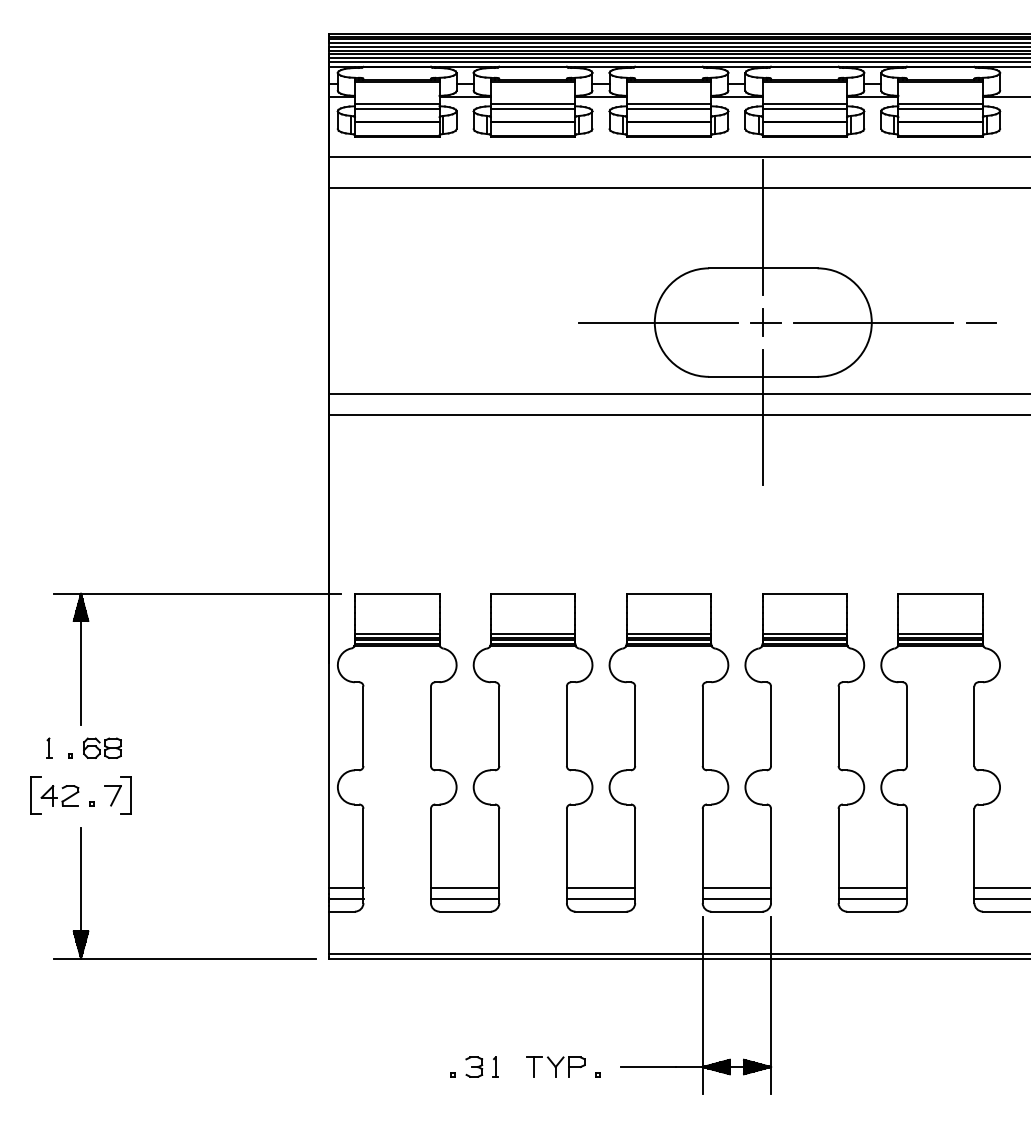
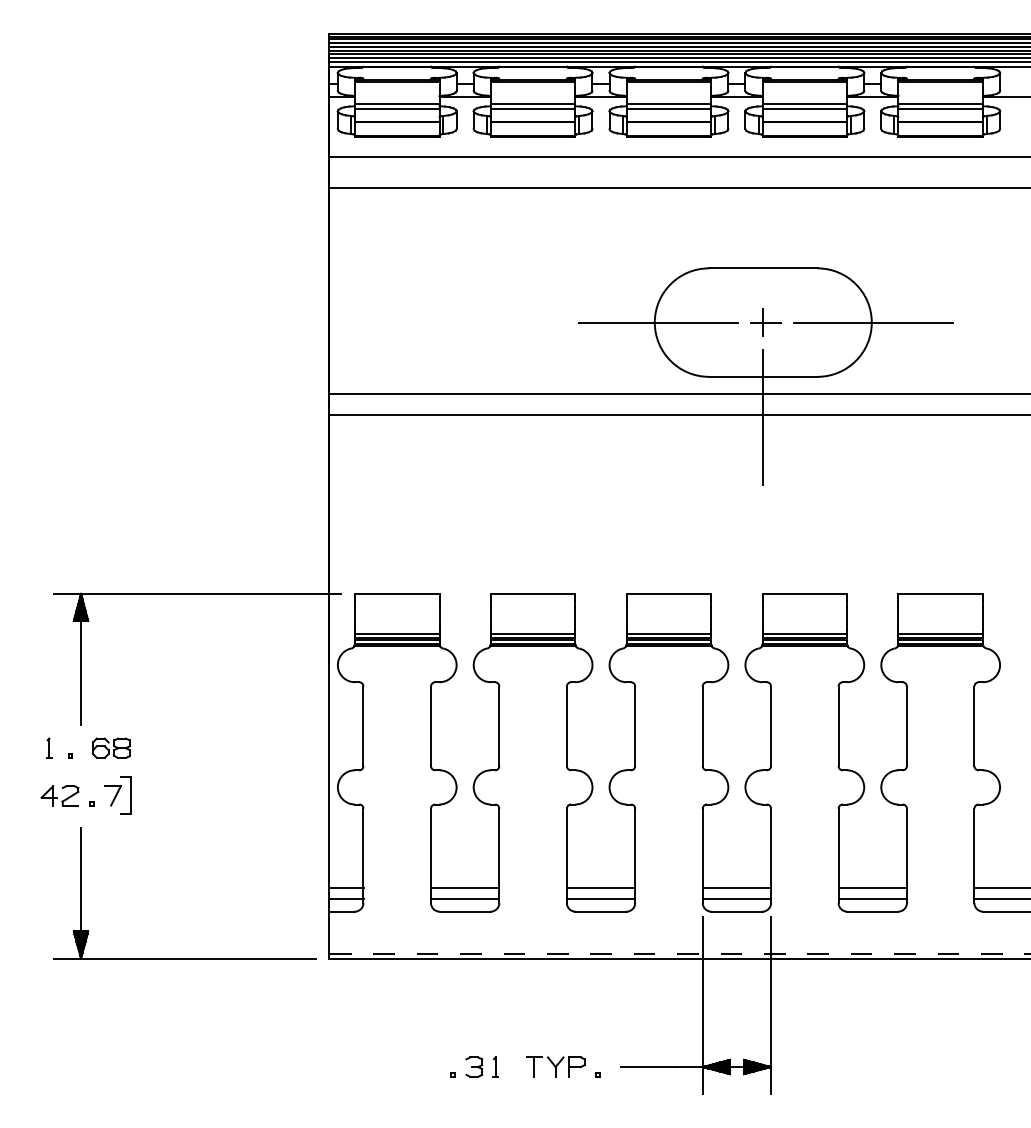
line: present -> none (763, 227)
line: present -> none (981, 322)
part position: (102, 747) -> (111, 747) (111, 747)
part: present -> none (35, 795)
line: solid -> dashed (679, 954)
